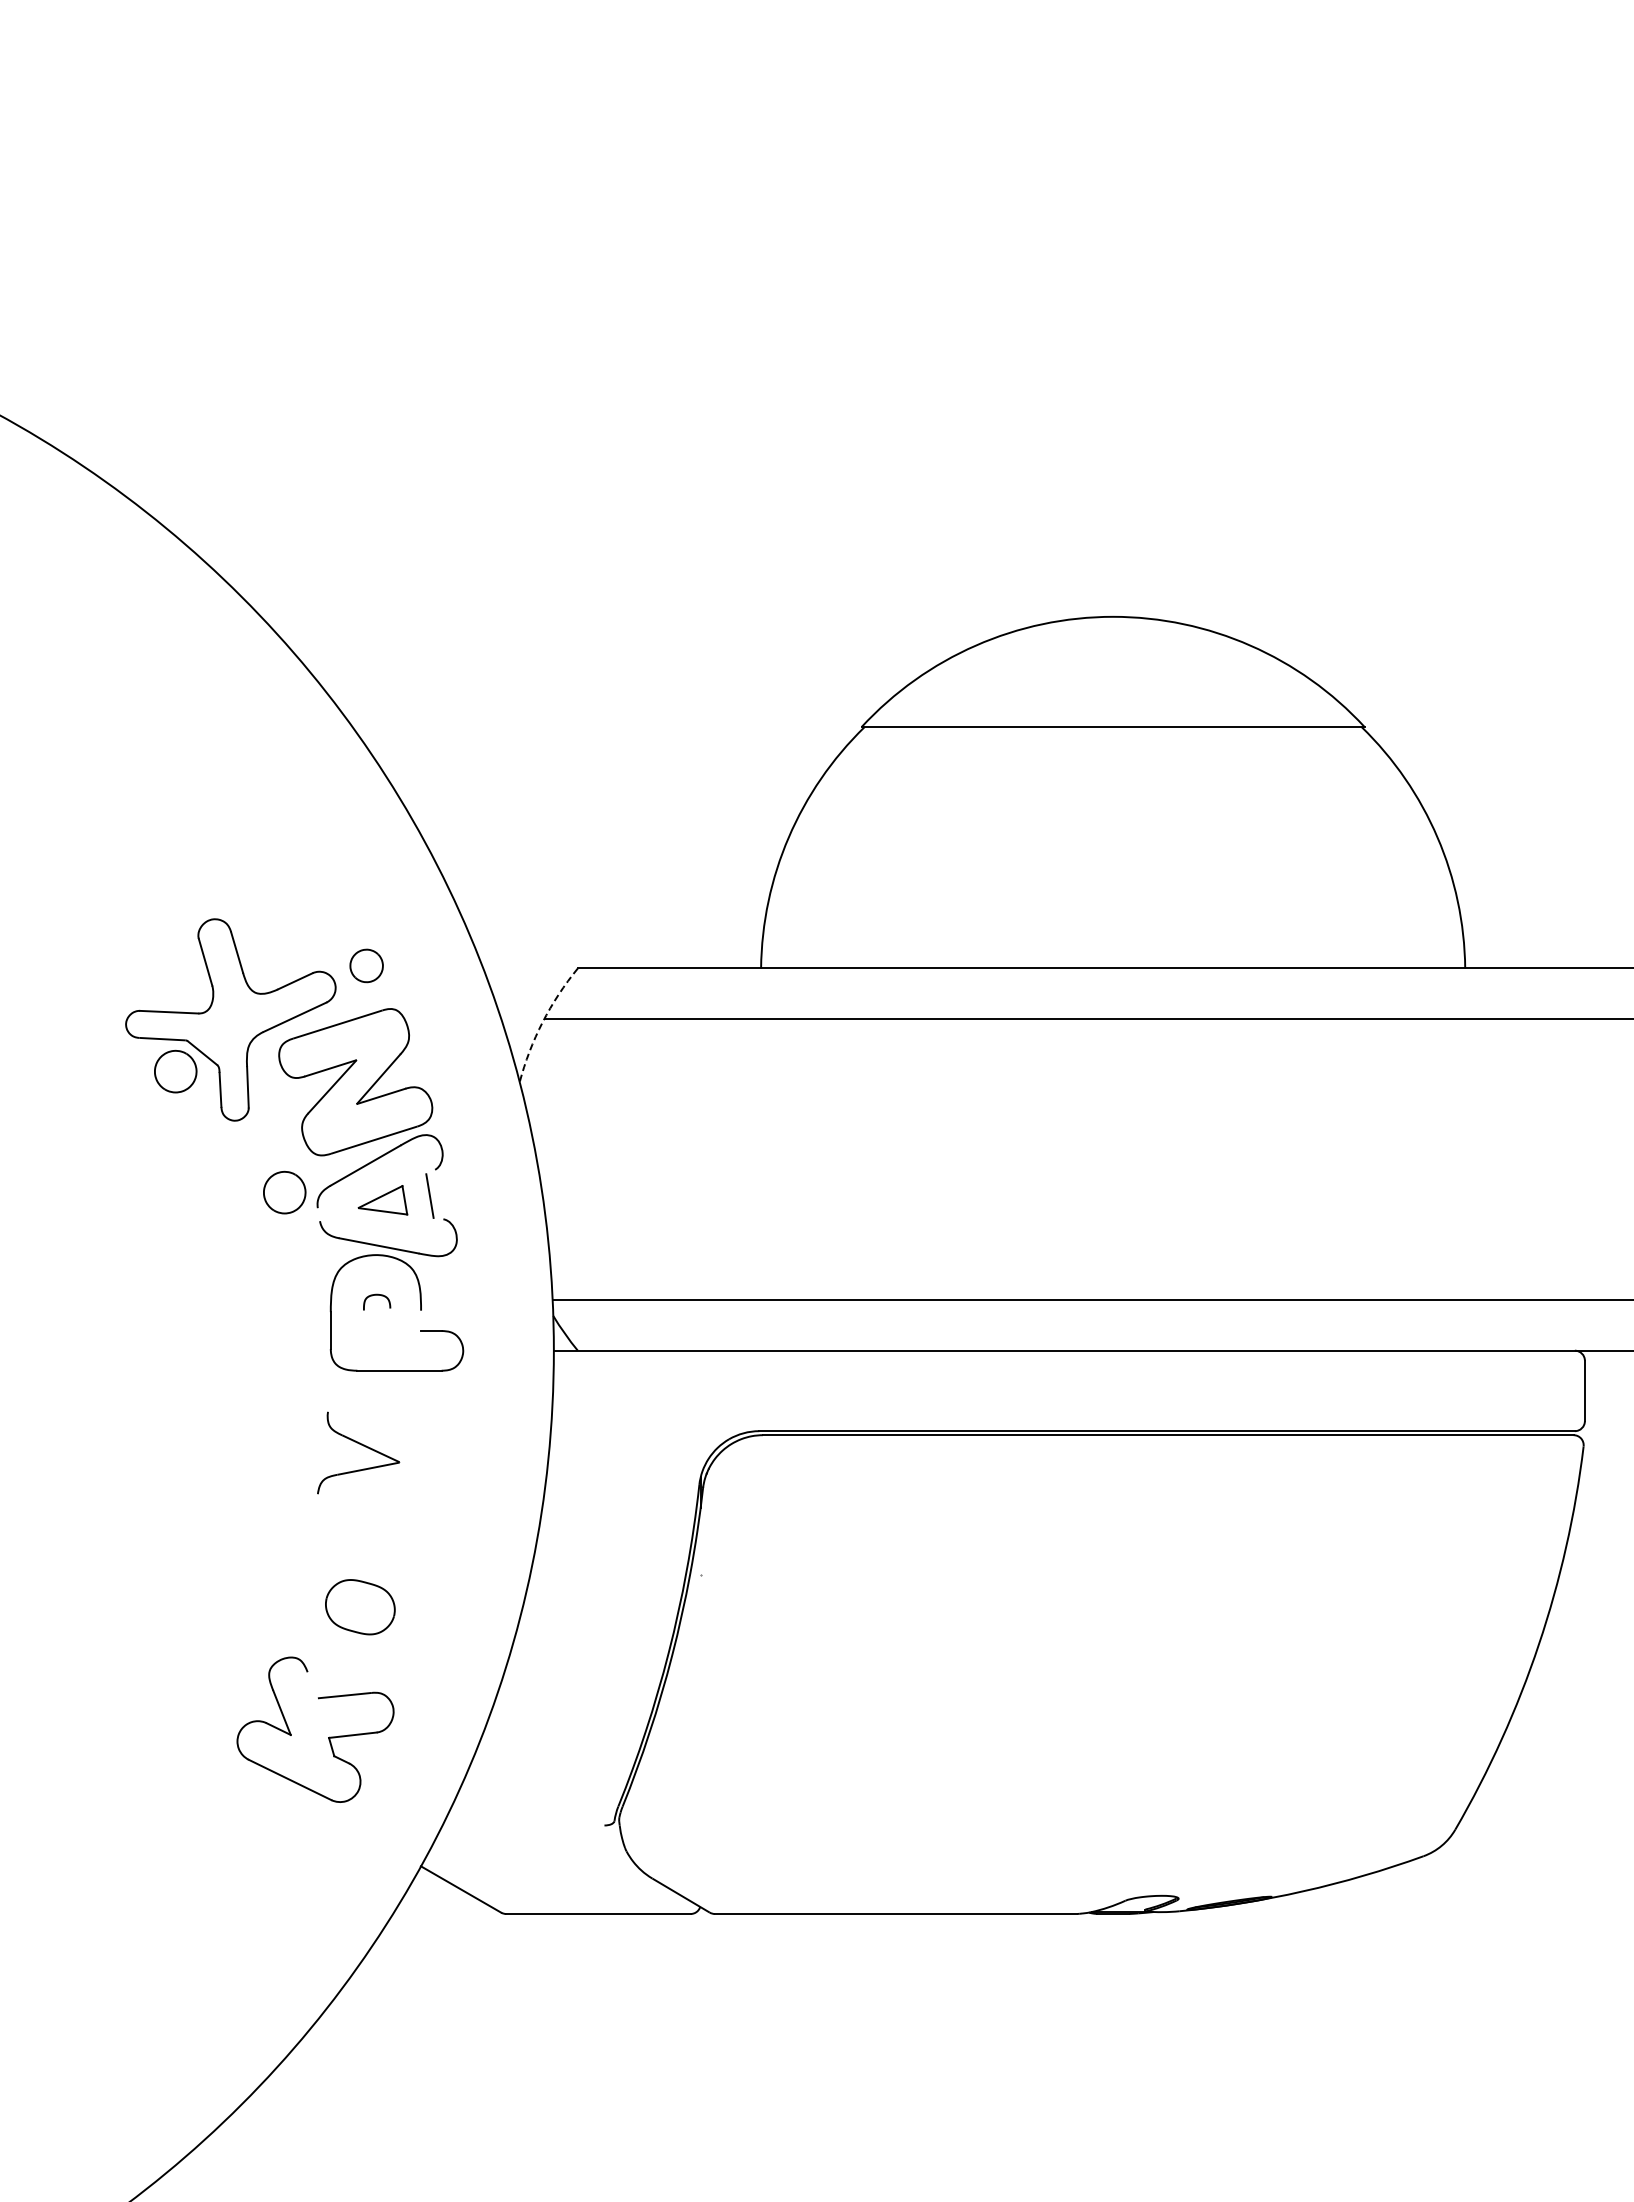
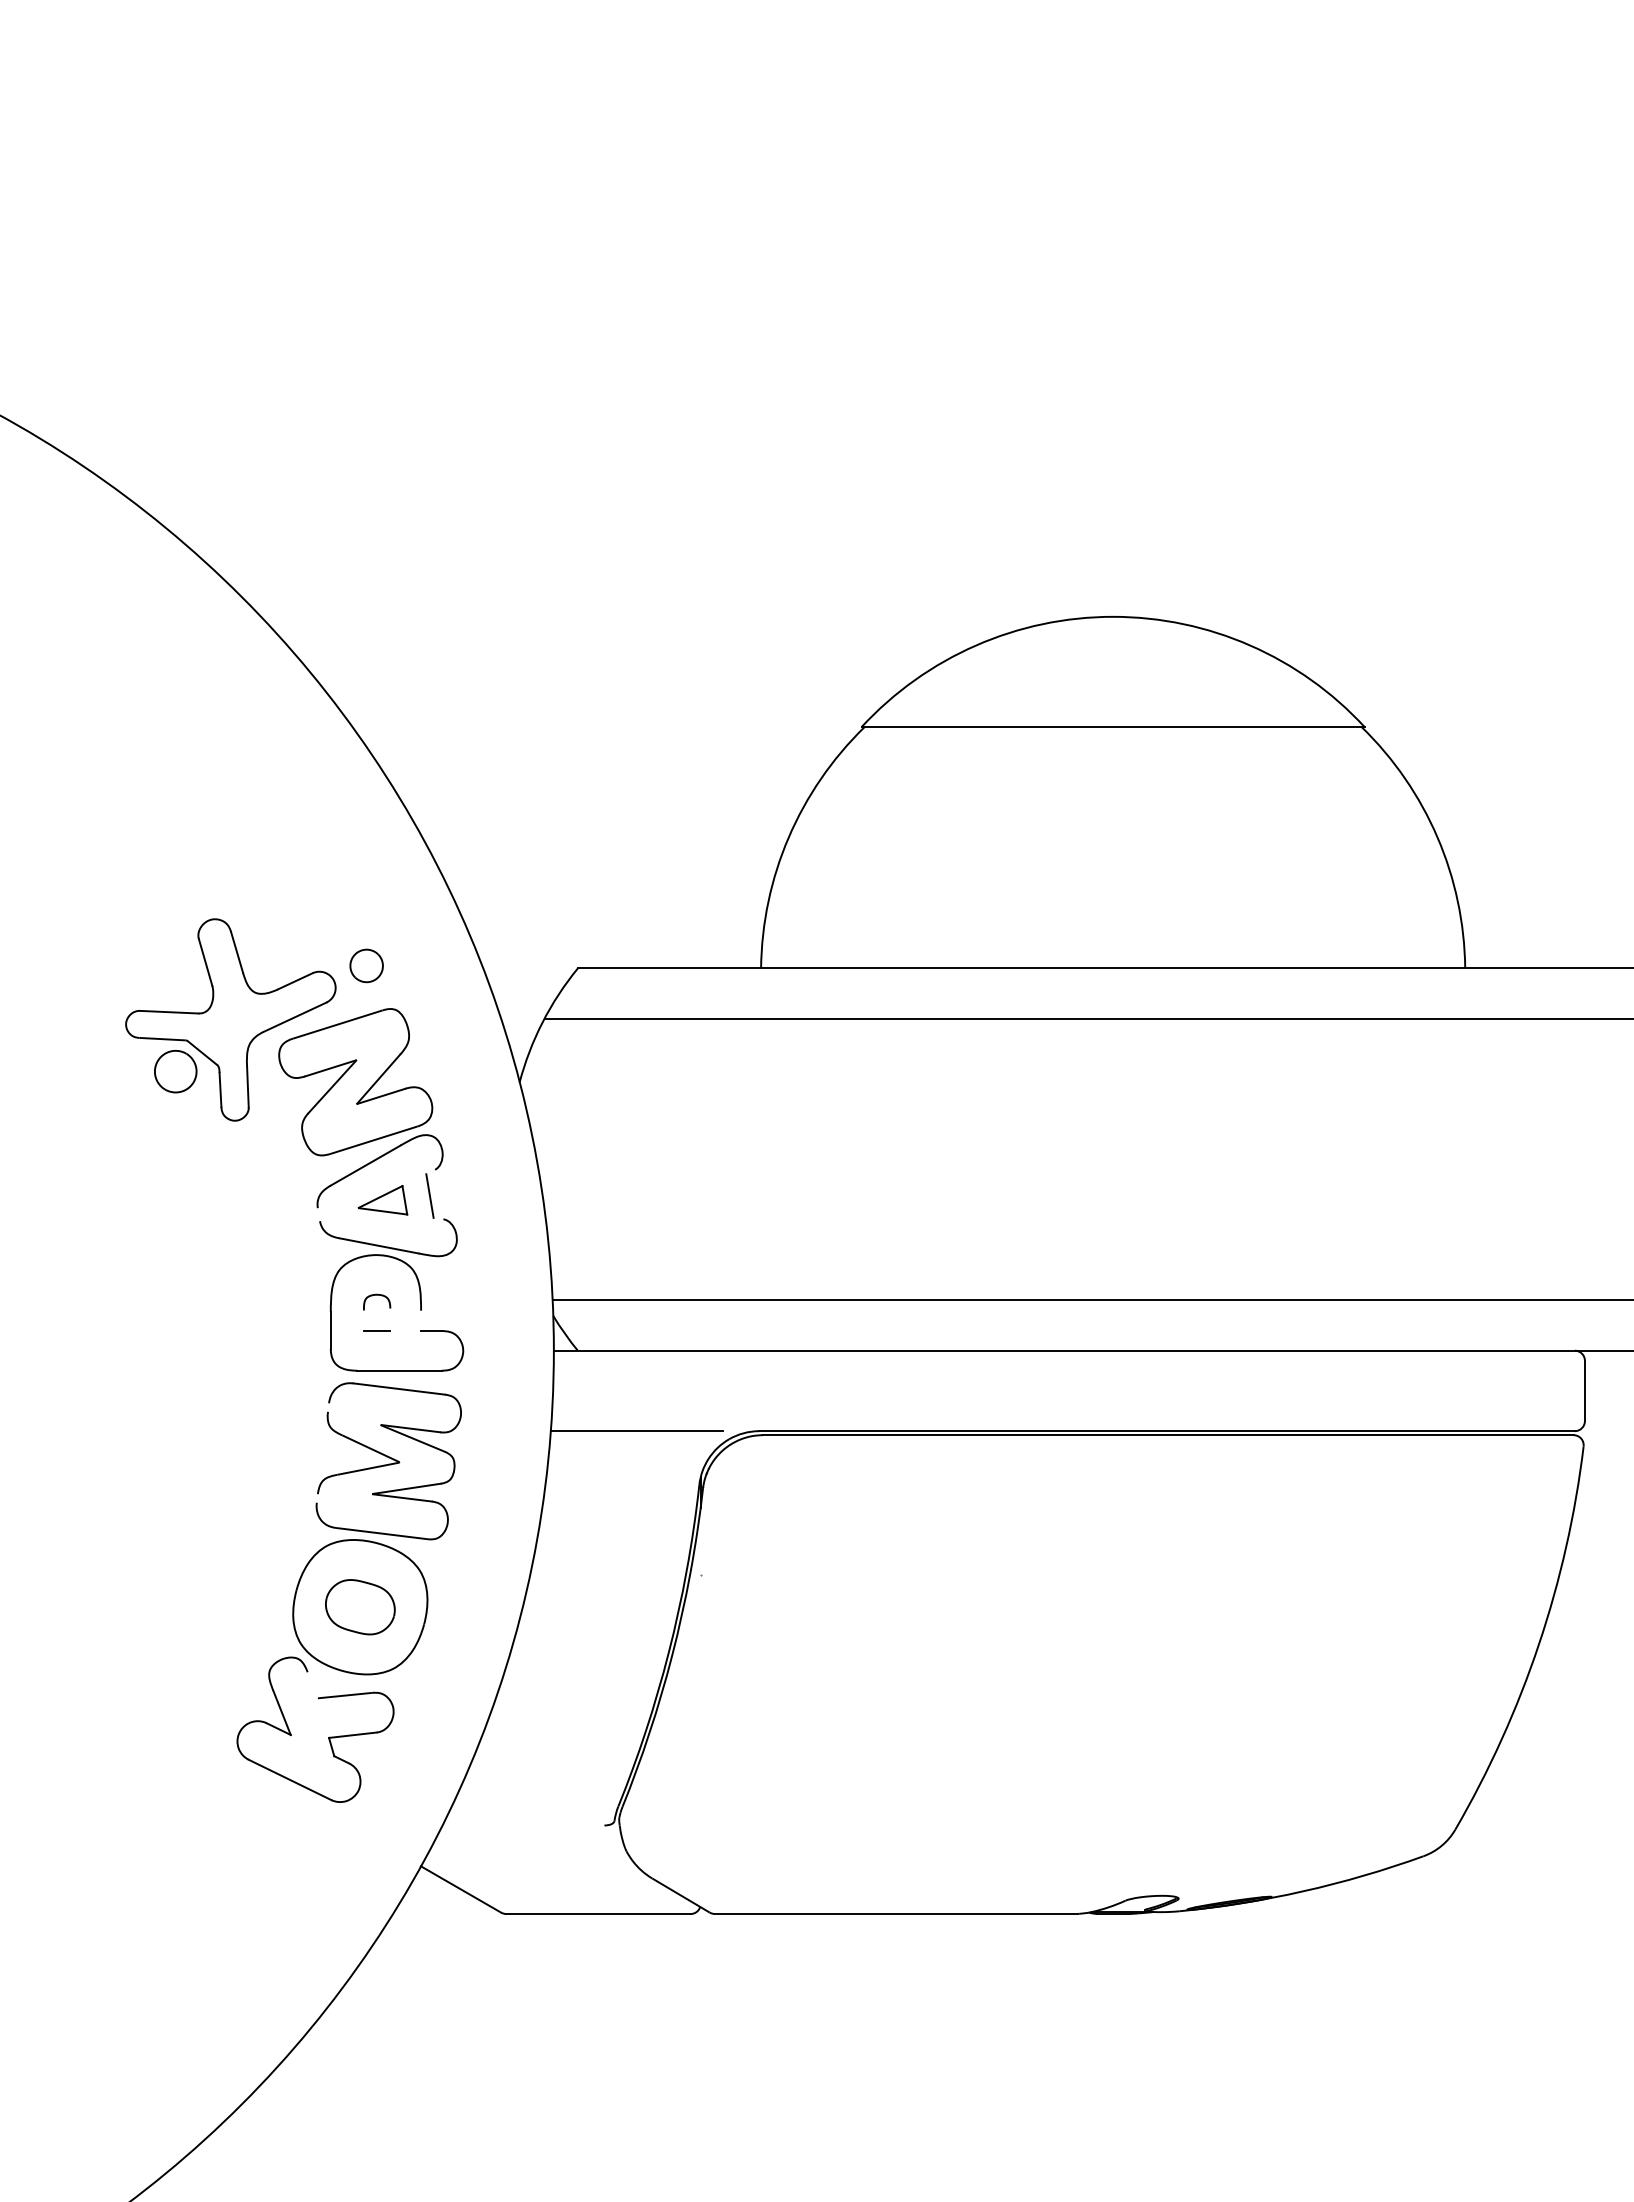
arc: dashed -> solid (542, 1022)
part: present -> none (284, 1192)
line: none -> present (376, 1331)
line: none -> present (636, 1431)
part: none -> present (376, 1528)
